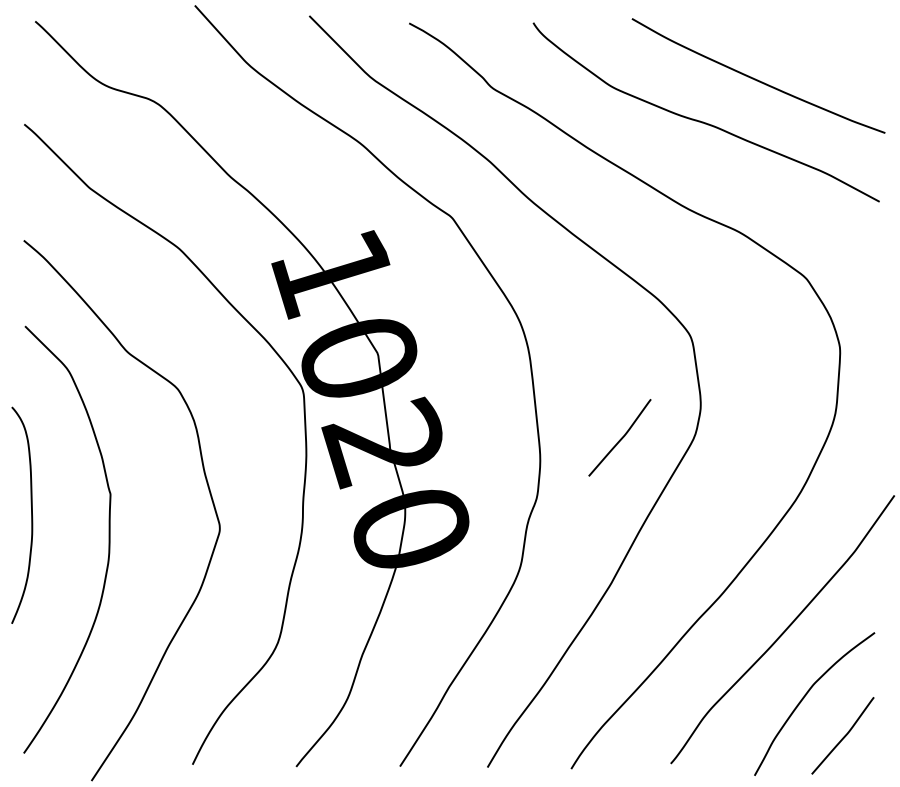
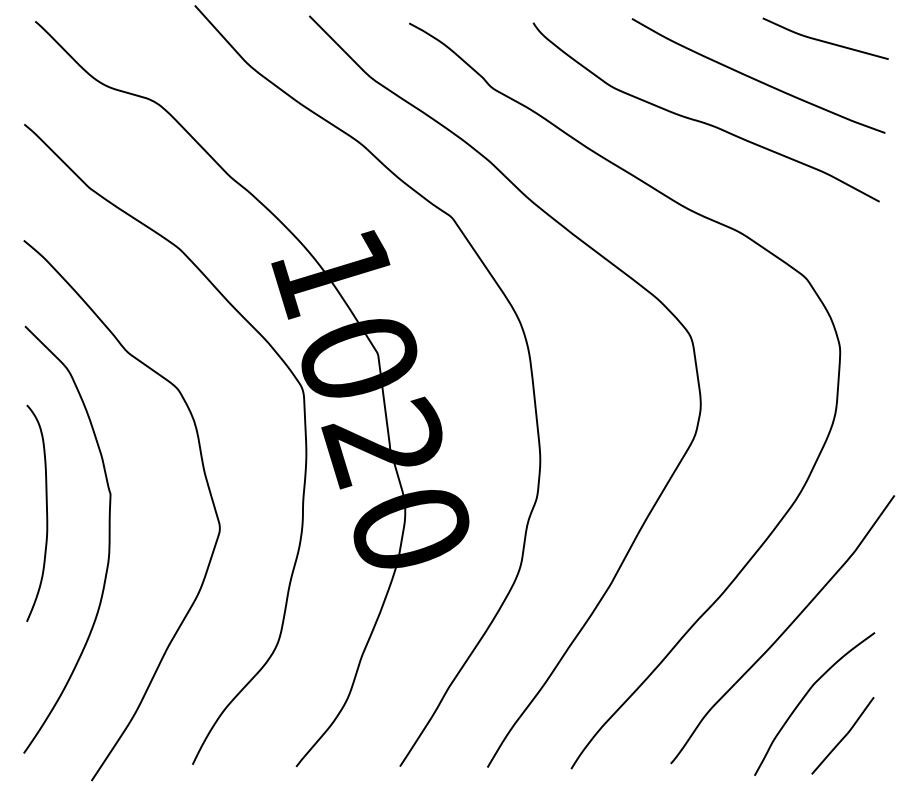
curve: none -> present (824, 40)
curve: present -> none (620, 438)
curve position: (31, 514) -> (46, 512) (46, 512)
